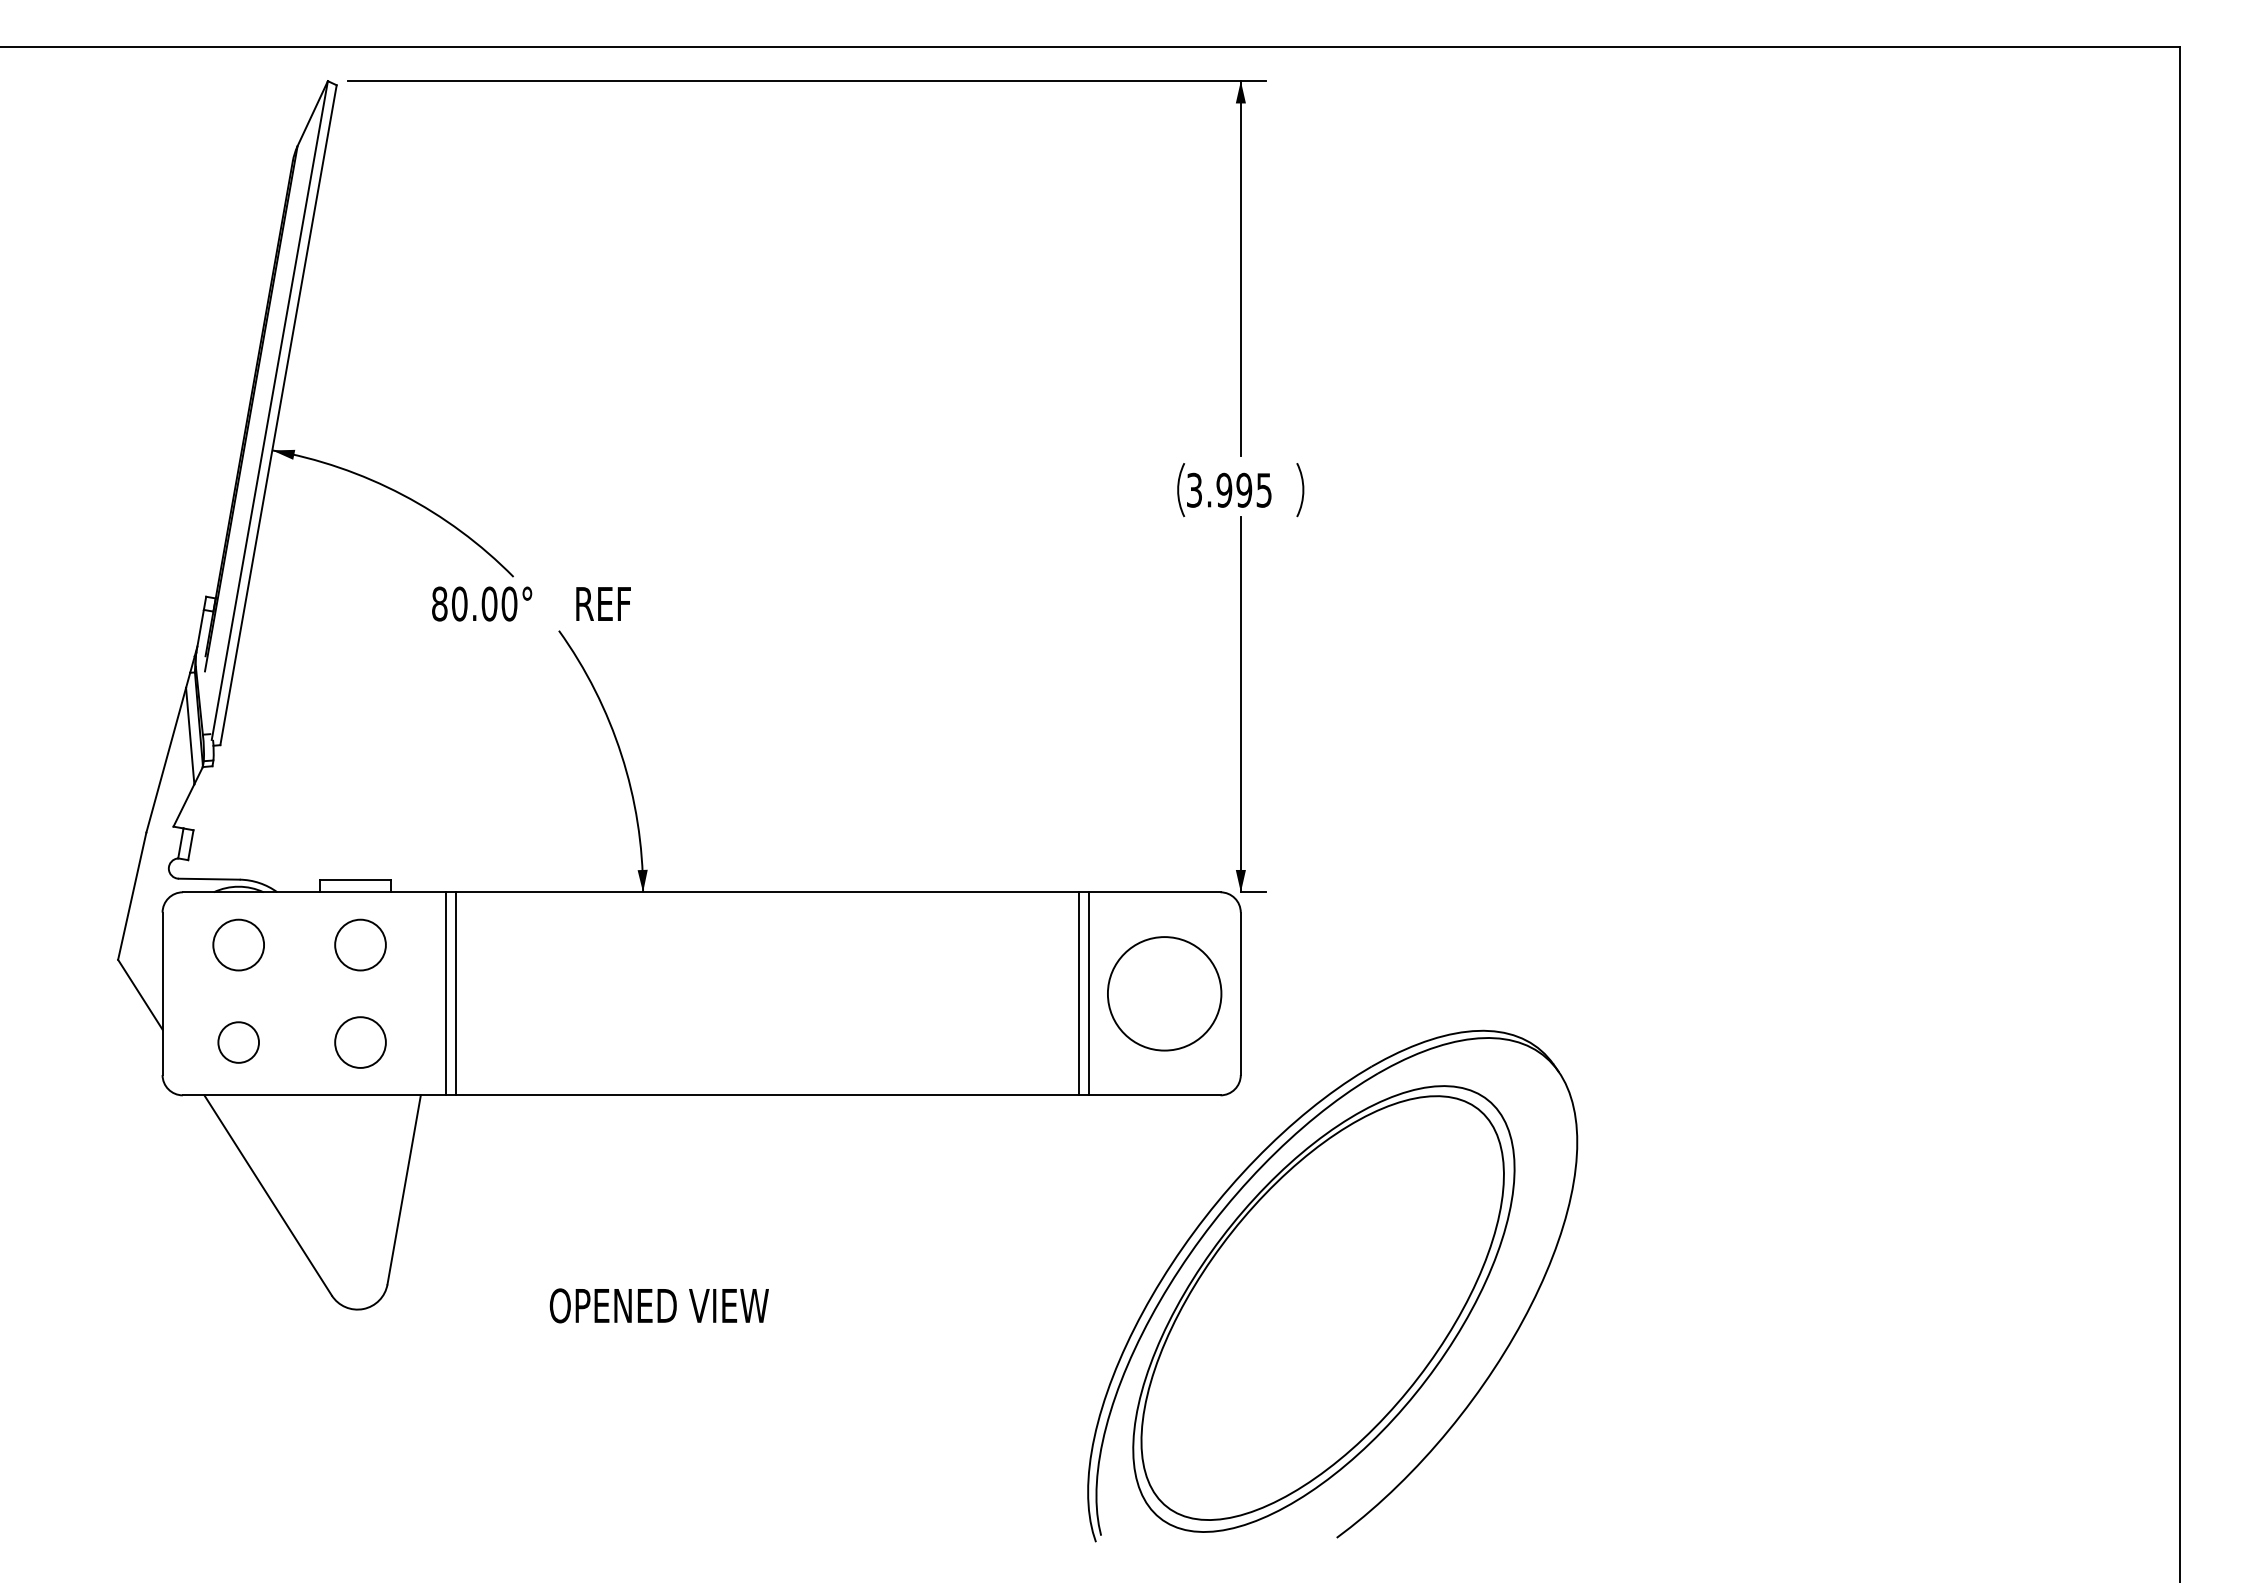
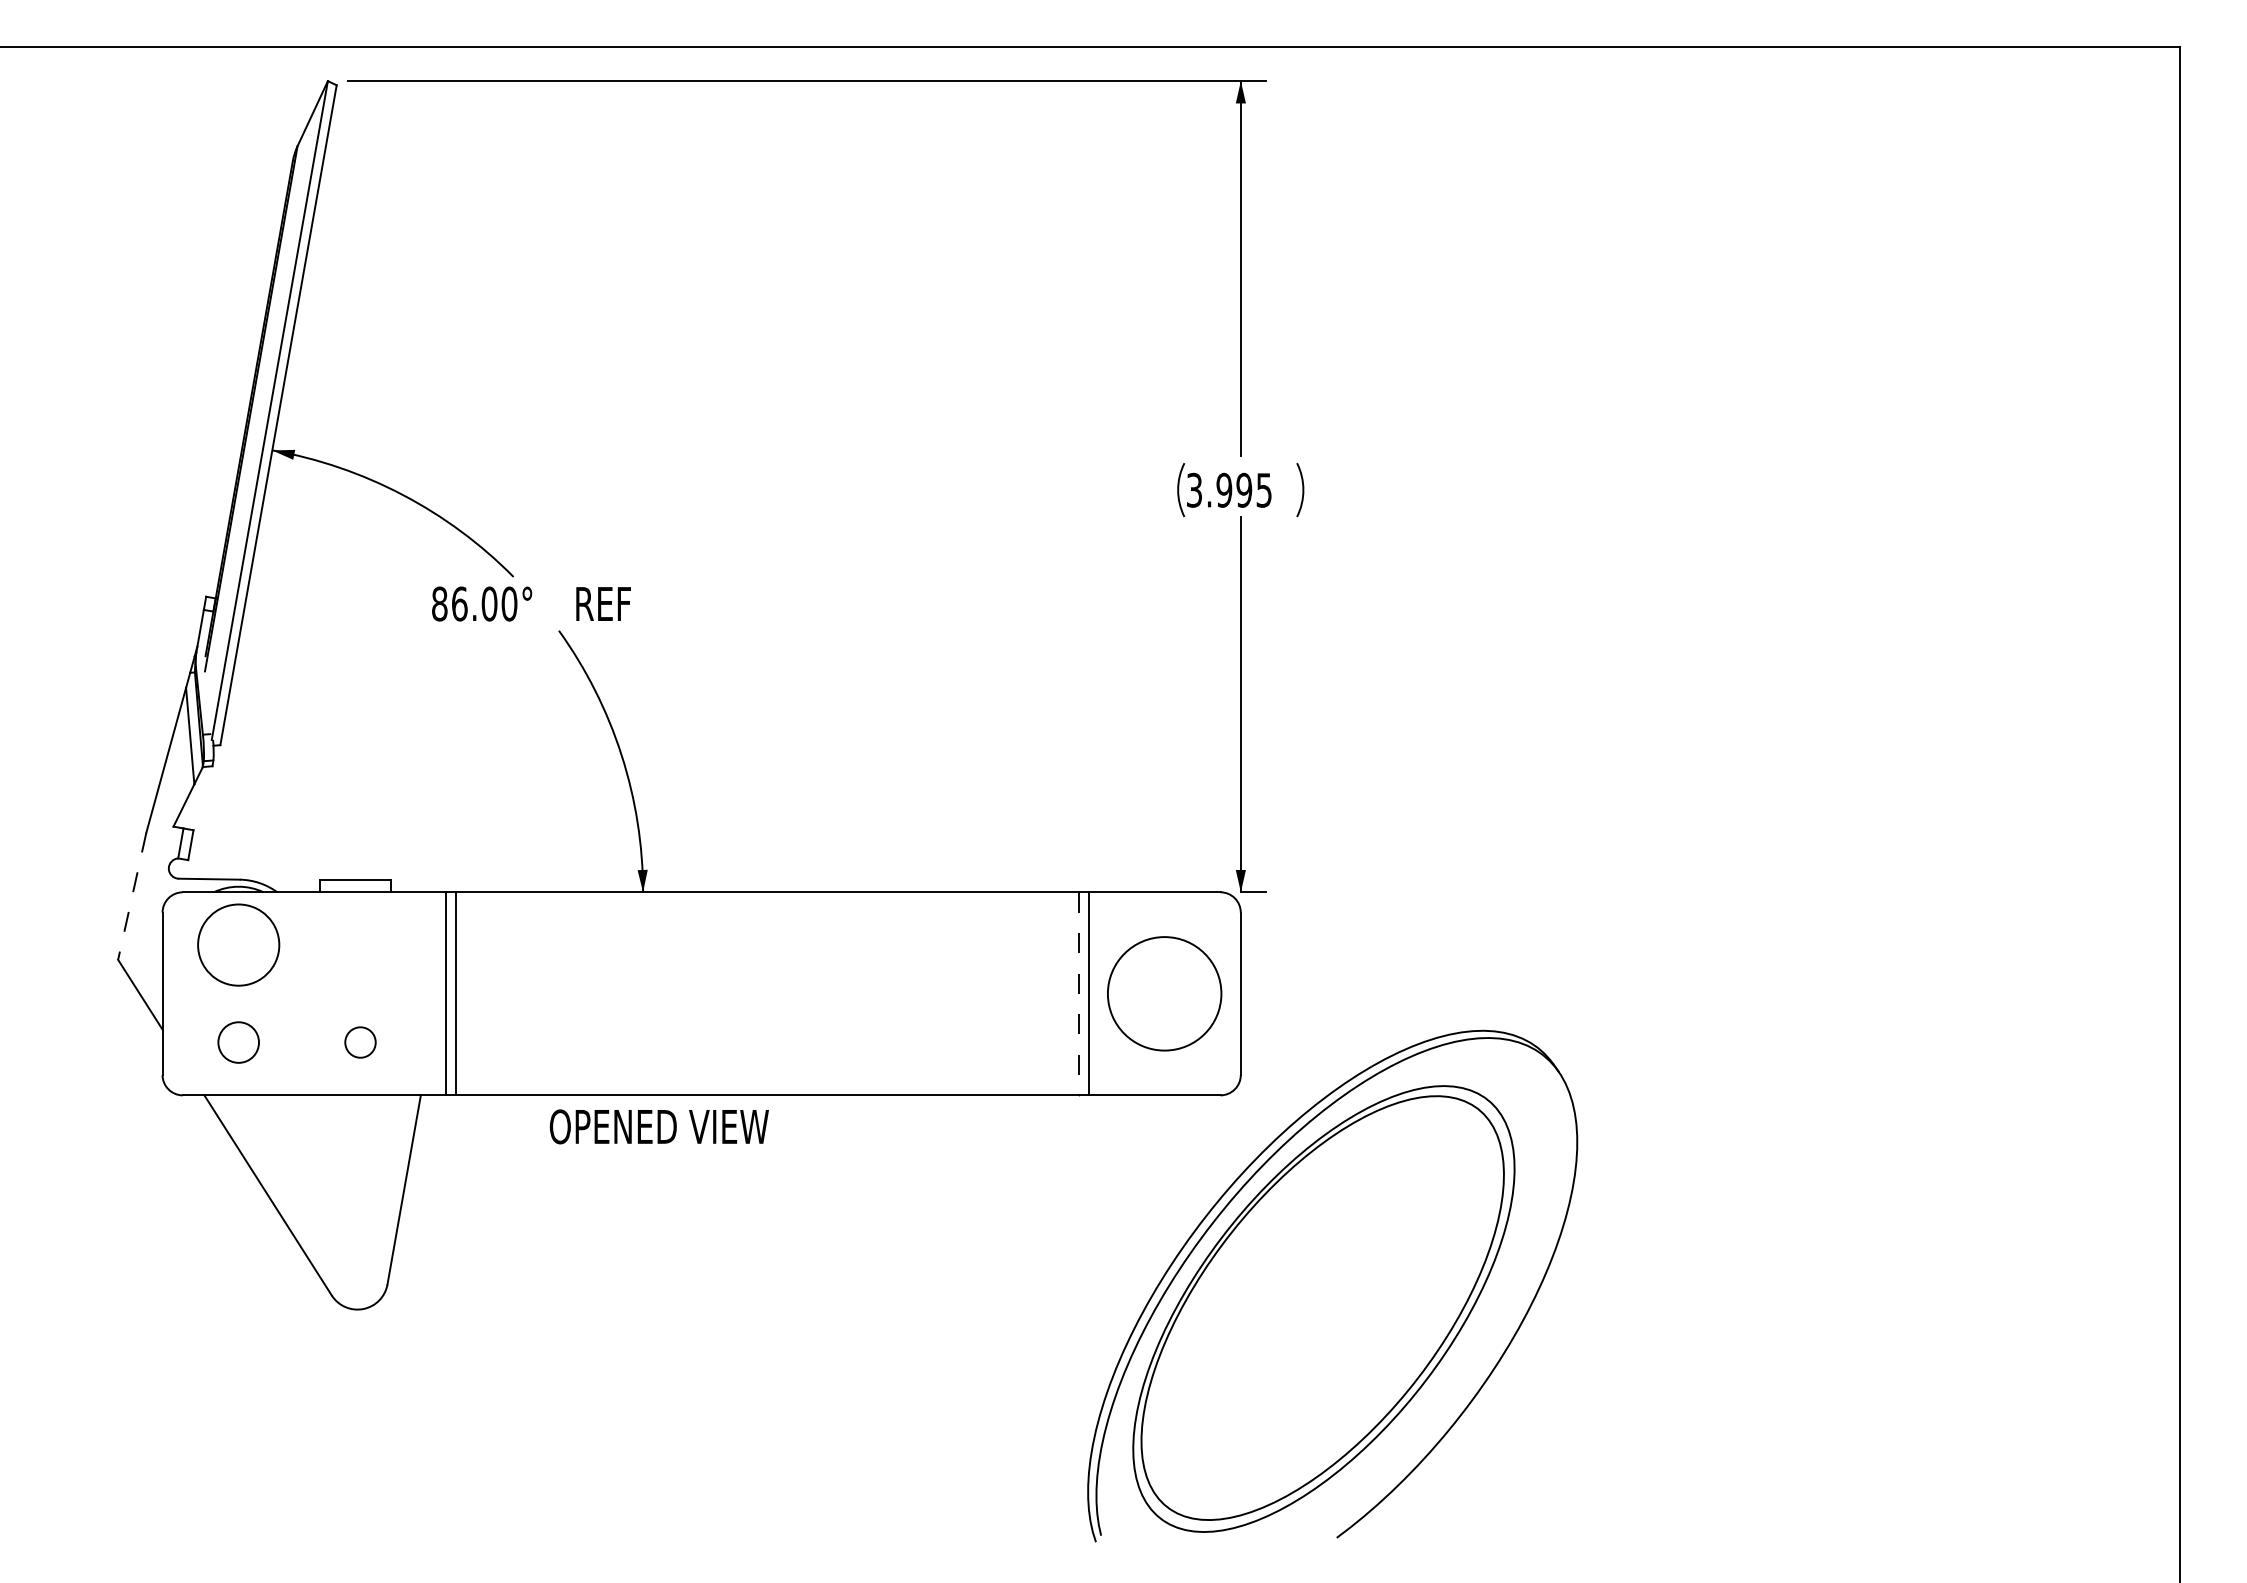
text: 80.00° -> 86.00° (459, 603)
line: solid -> dashed (132, 896)
circle diameter: 51 px -> 81 px (238, 944)
circle: present -> none (360, 944)
line: solid -> dashed (1078, 993)
circle size: 53x53 px -> 33x33 px (360, 1042)
text position: (658, 1305) -> (658, 1126) (658, 1126)
